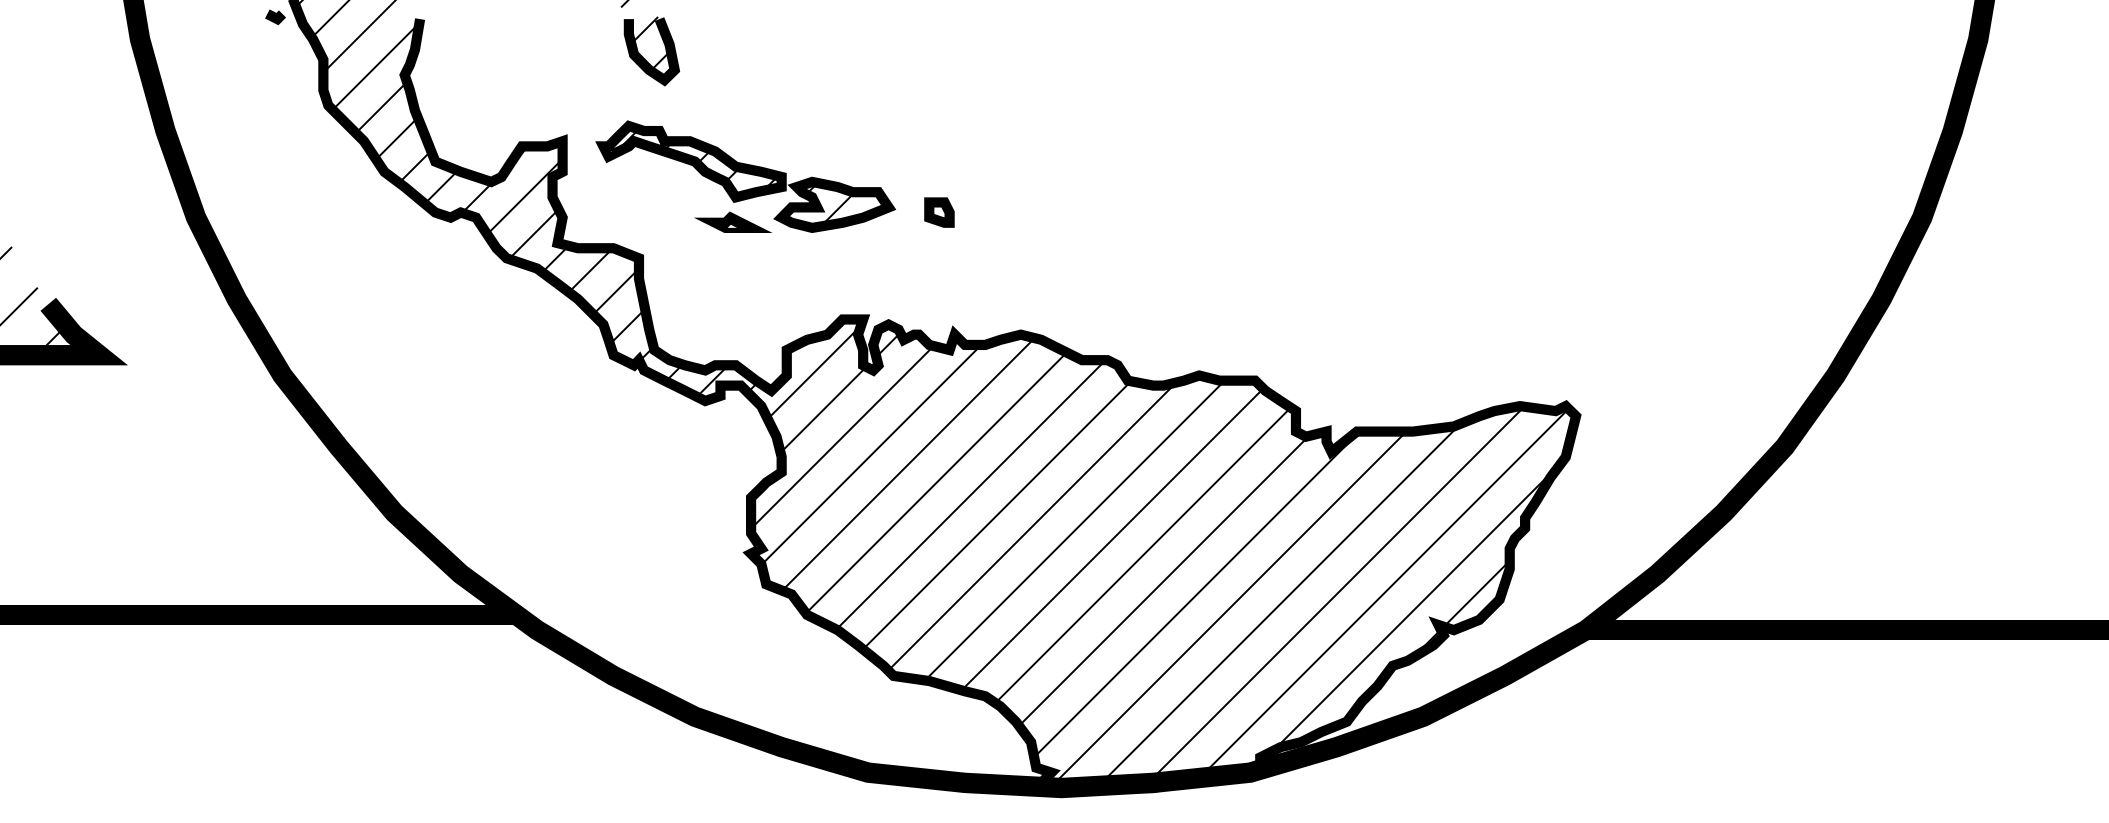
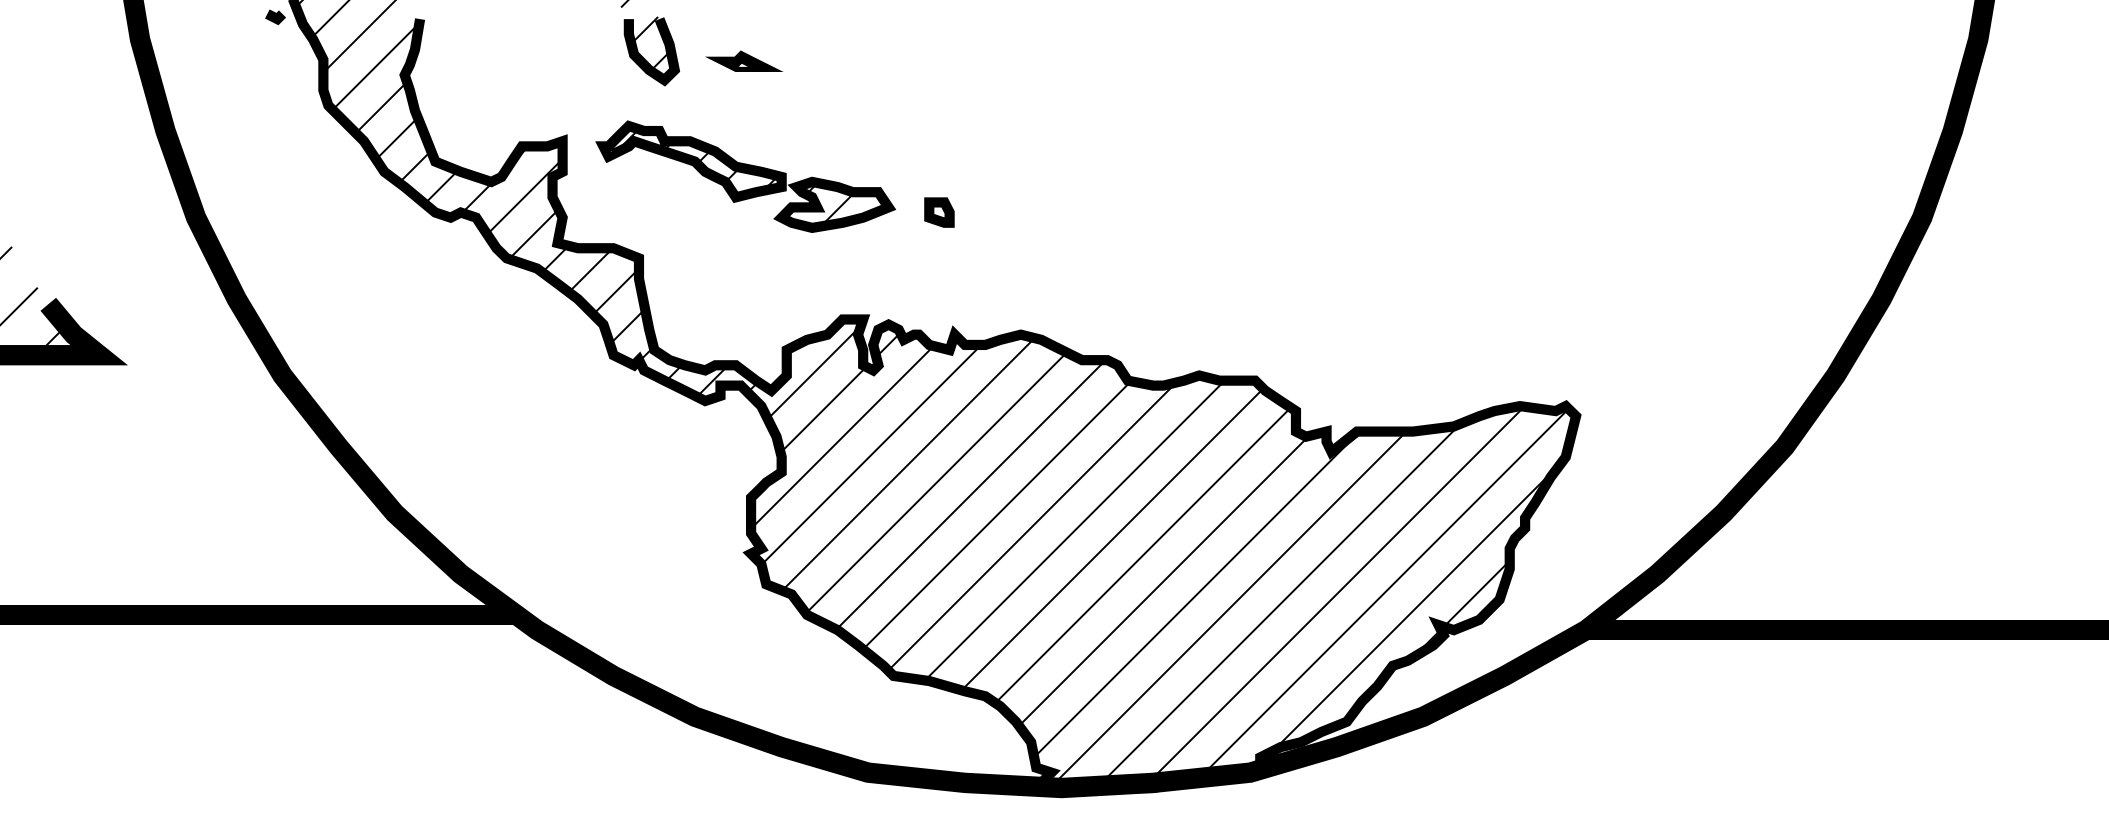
part position: (732, 221) -> (743, 60) (743, 60)
